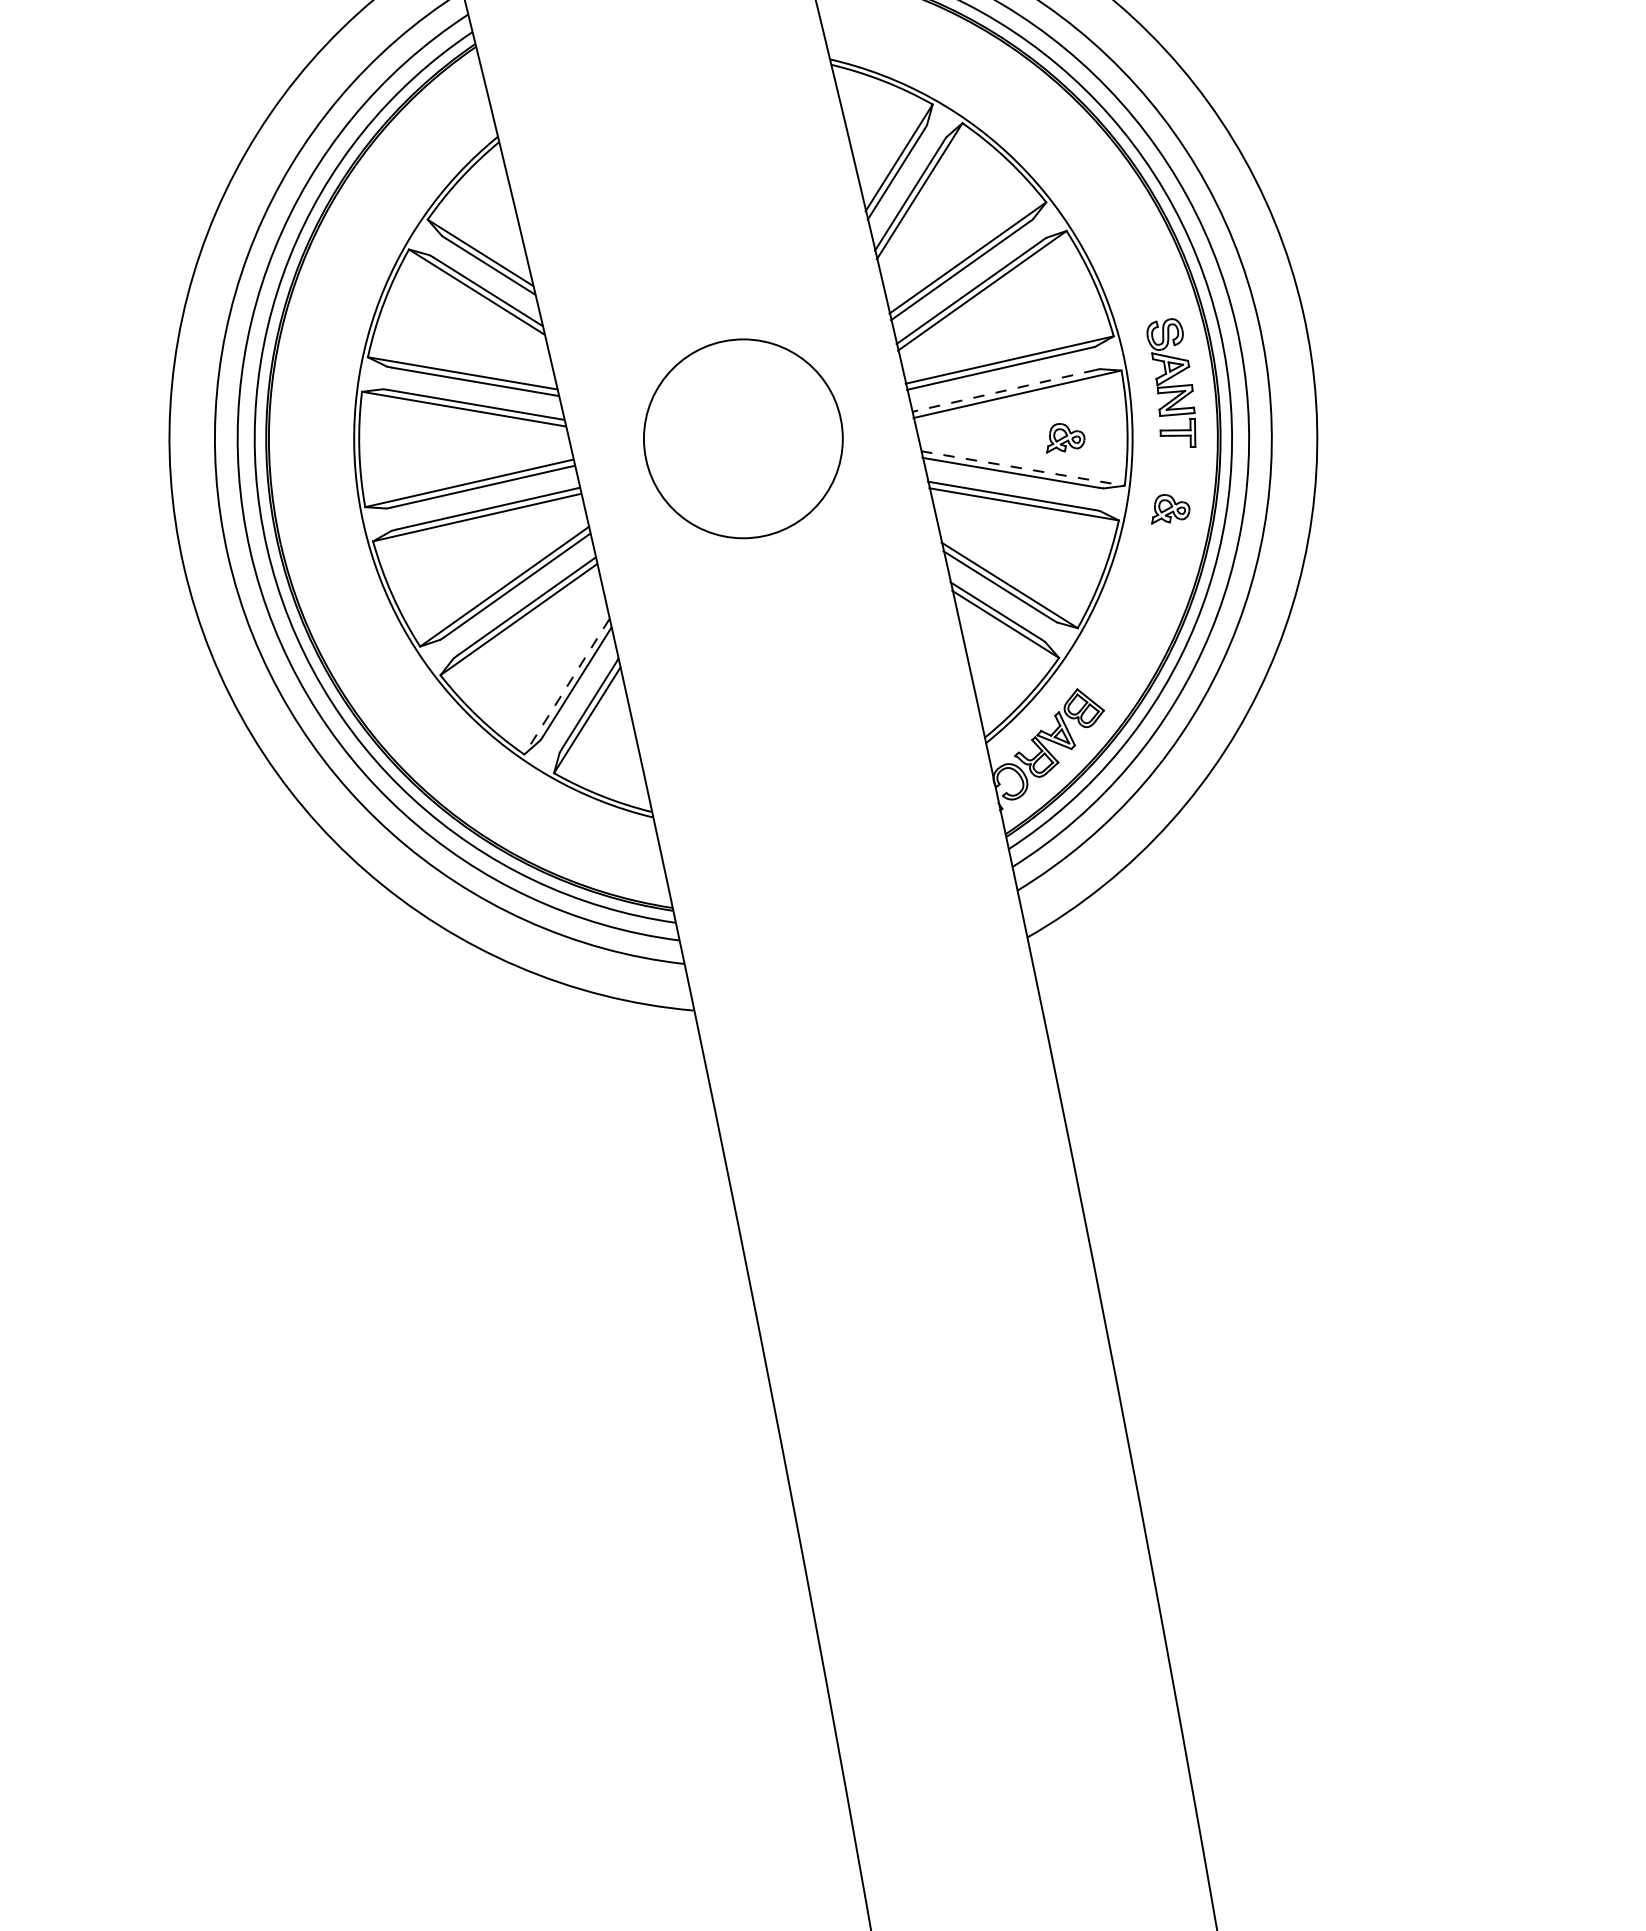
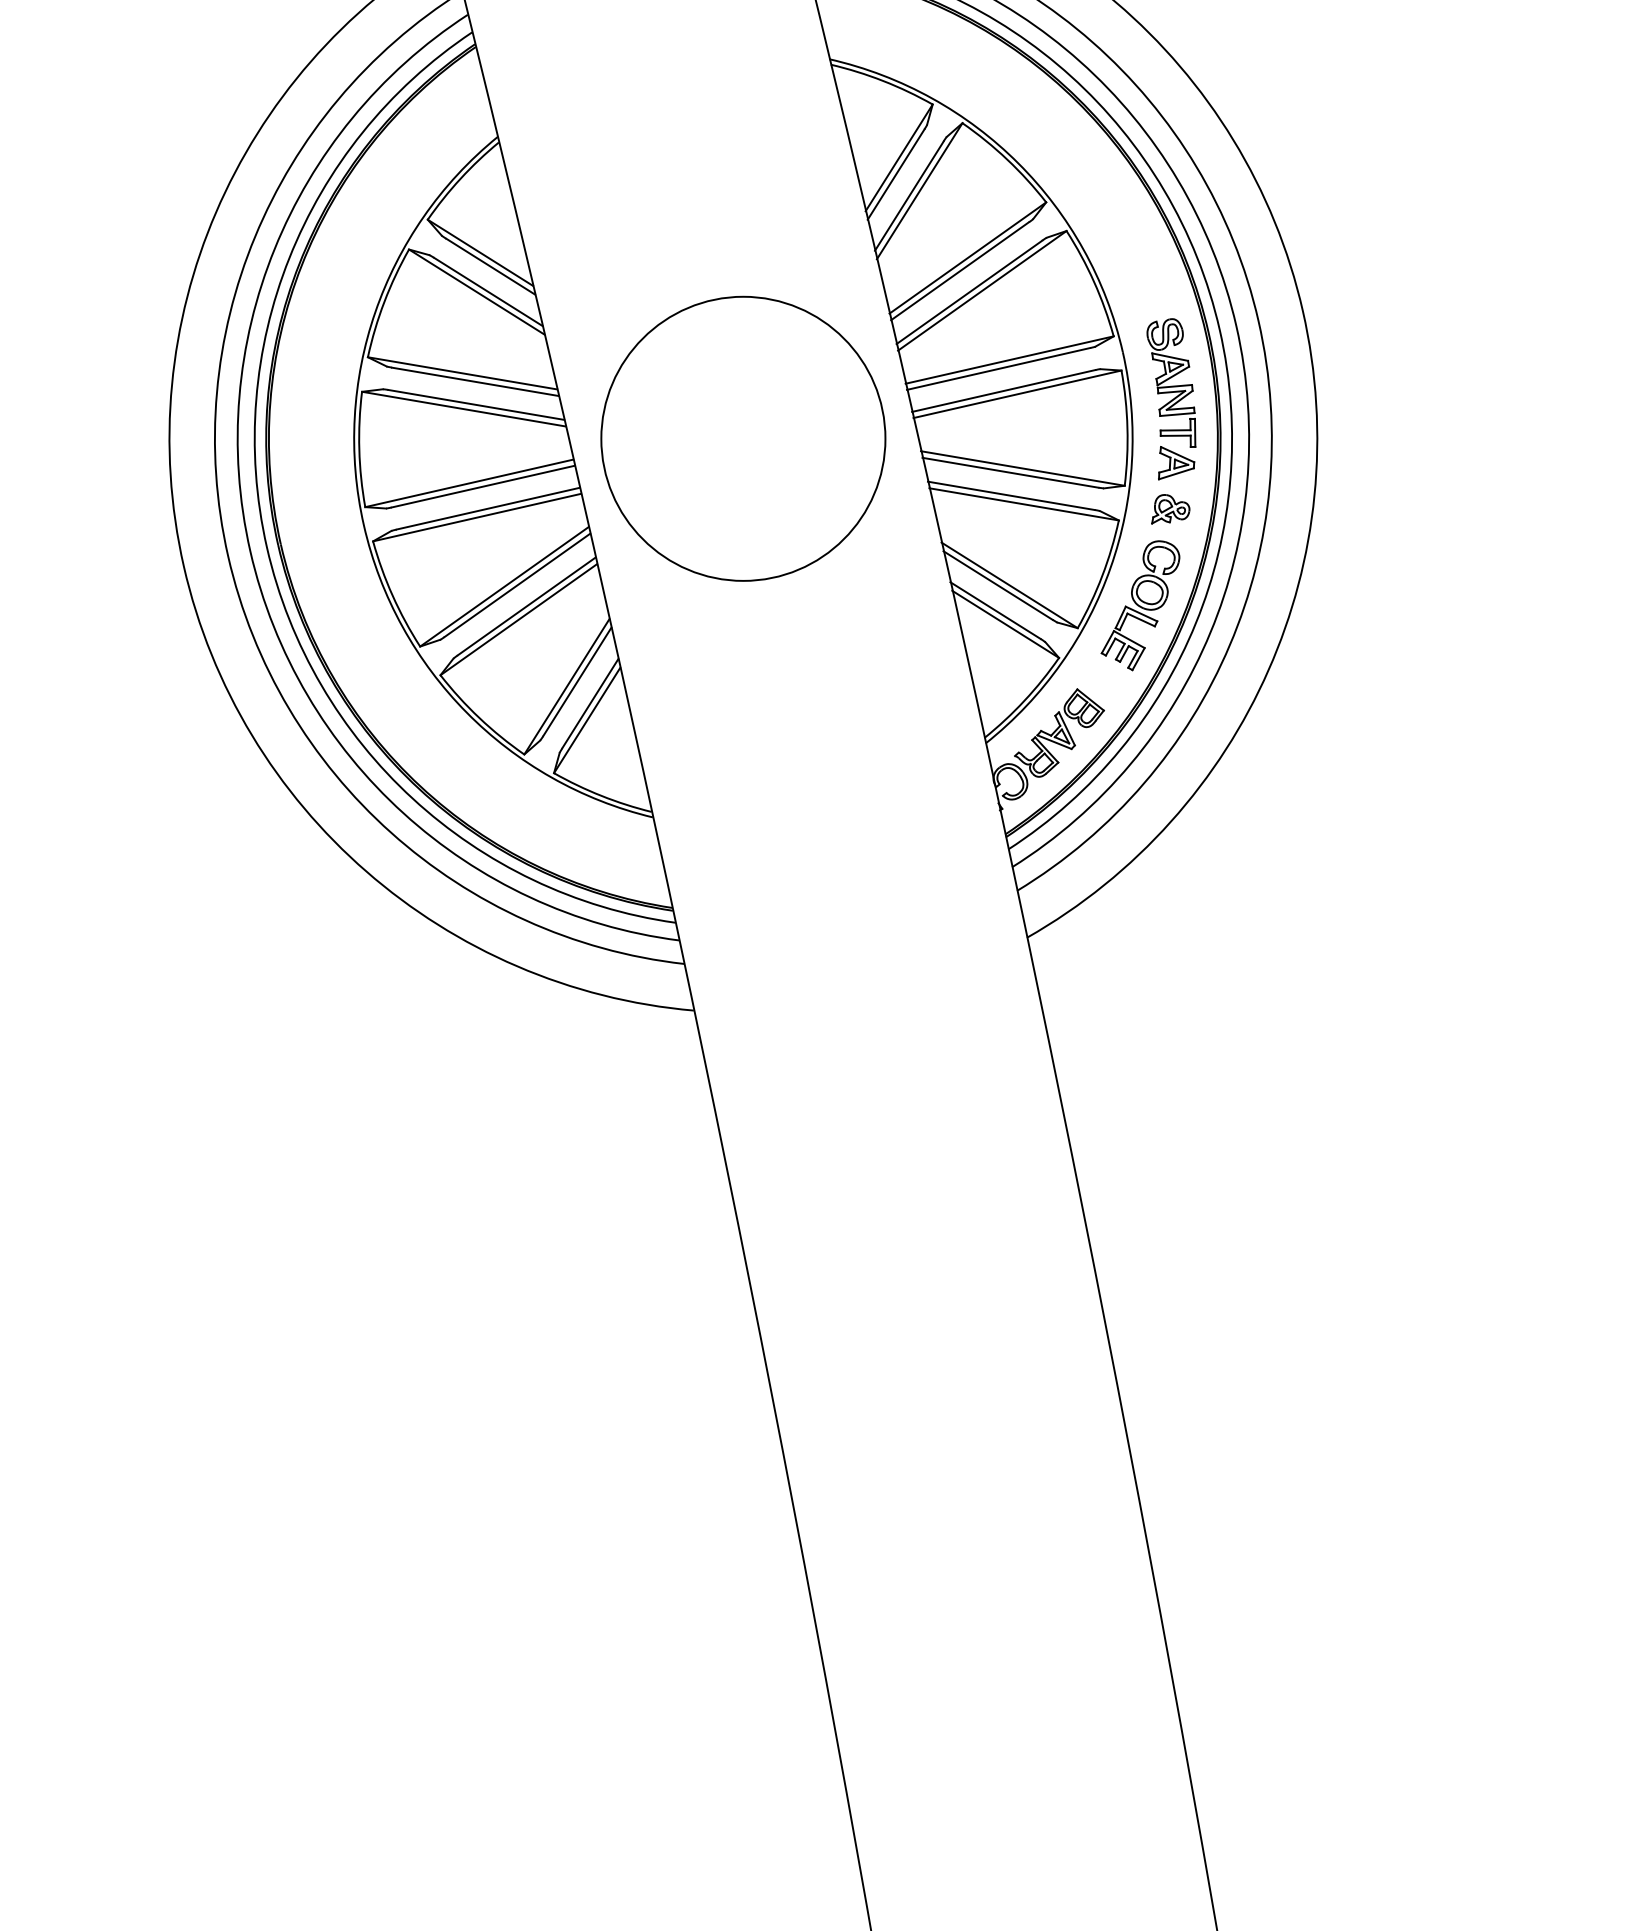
line: dashed -> solid (1003, 391)
circle diameter: 199 px -> 284 px (743, 438)
part: present -> none (1065, 438)
part: none -> present (1176, 463)
line: dashed -> solid (1023, 468)
part: none -> present (1140, 605)
line: dashed -> solid (566, 686)
